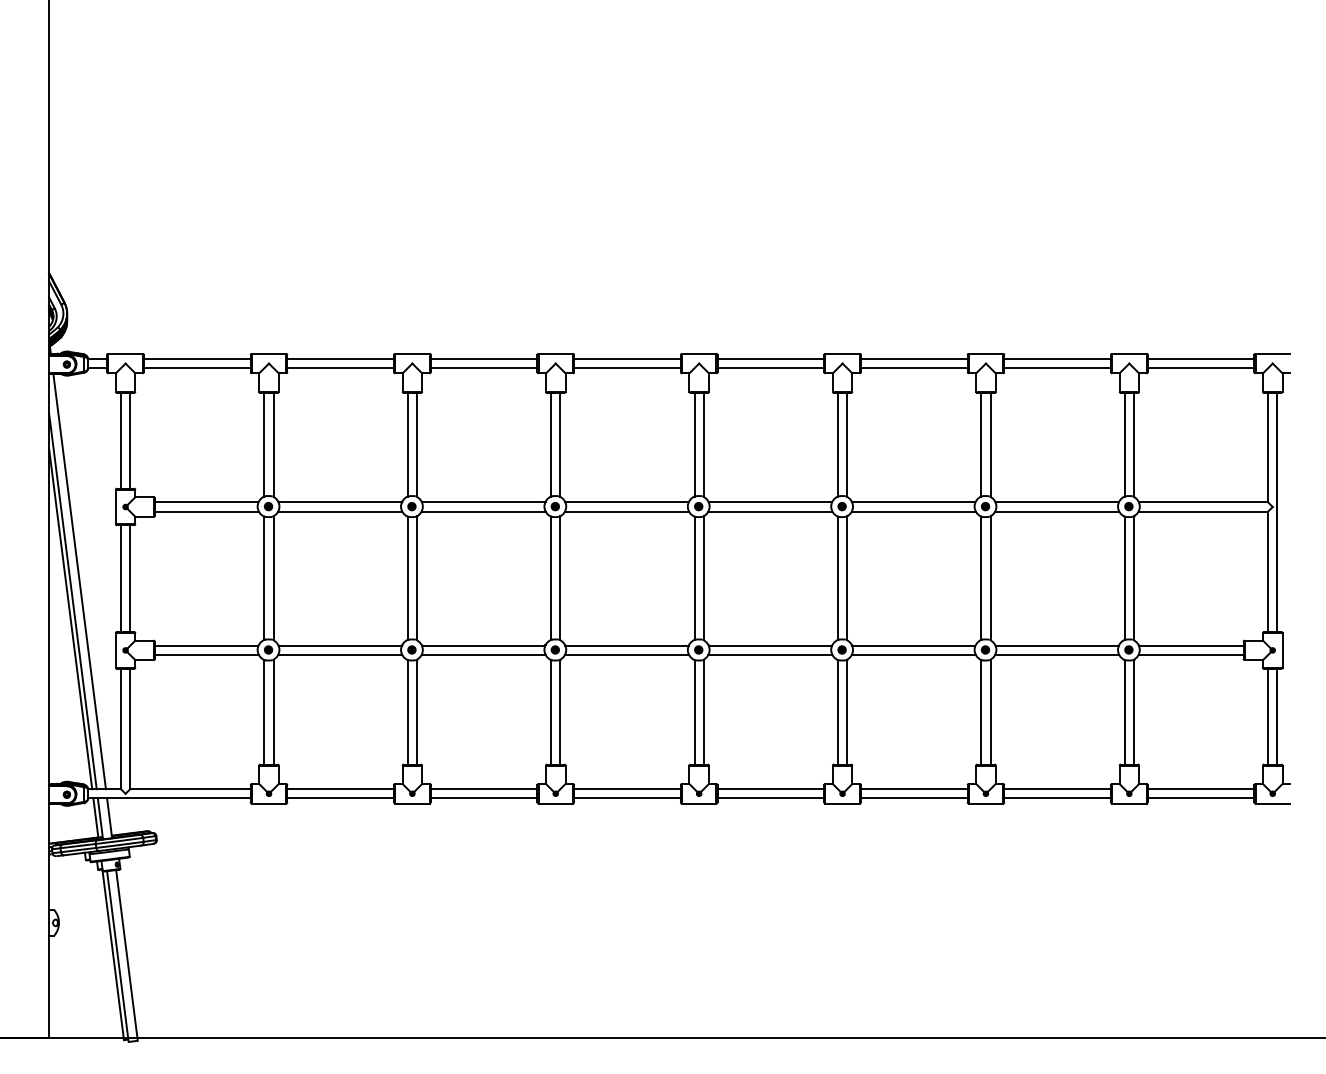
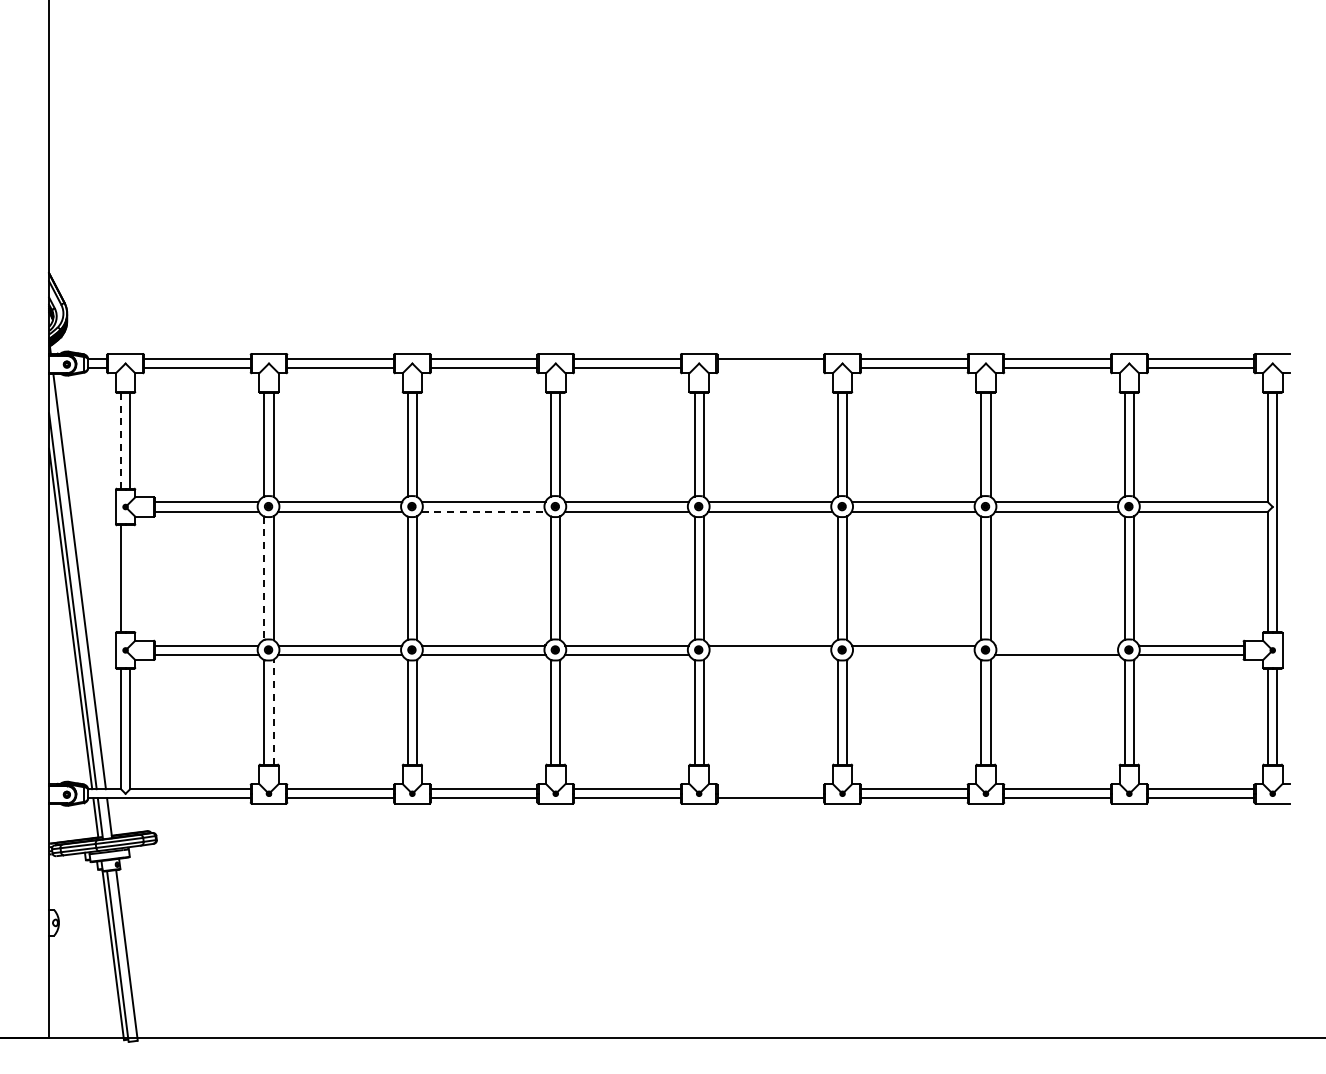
line: present -> none (770, 368)
line: solid -> dashed (121, 440)
line: solid -> dashed (484, 511)
line: present -> none (130, 578)
line: solid -> dashed (264, 578)
line: present -> none (1056, 645)
line: present -> none (770, 654)
line: present -> none (913, 654)
line: solid -> dashed (273, 711)
line: present -> none (770, 789)
